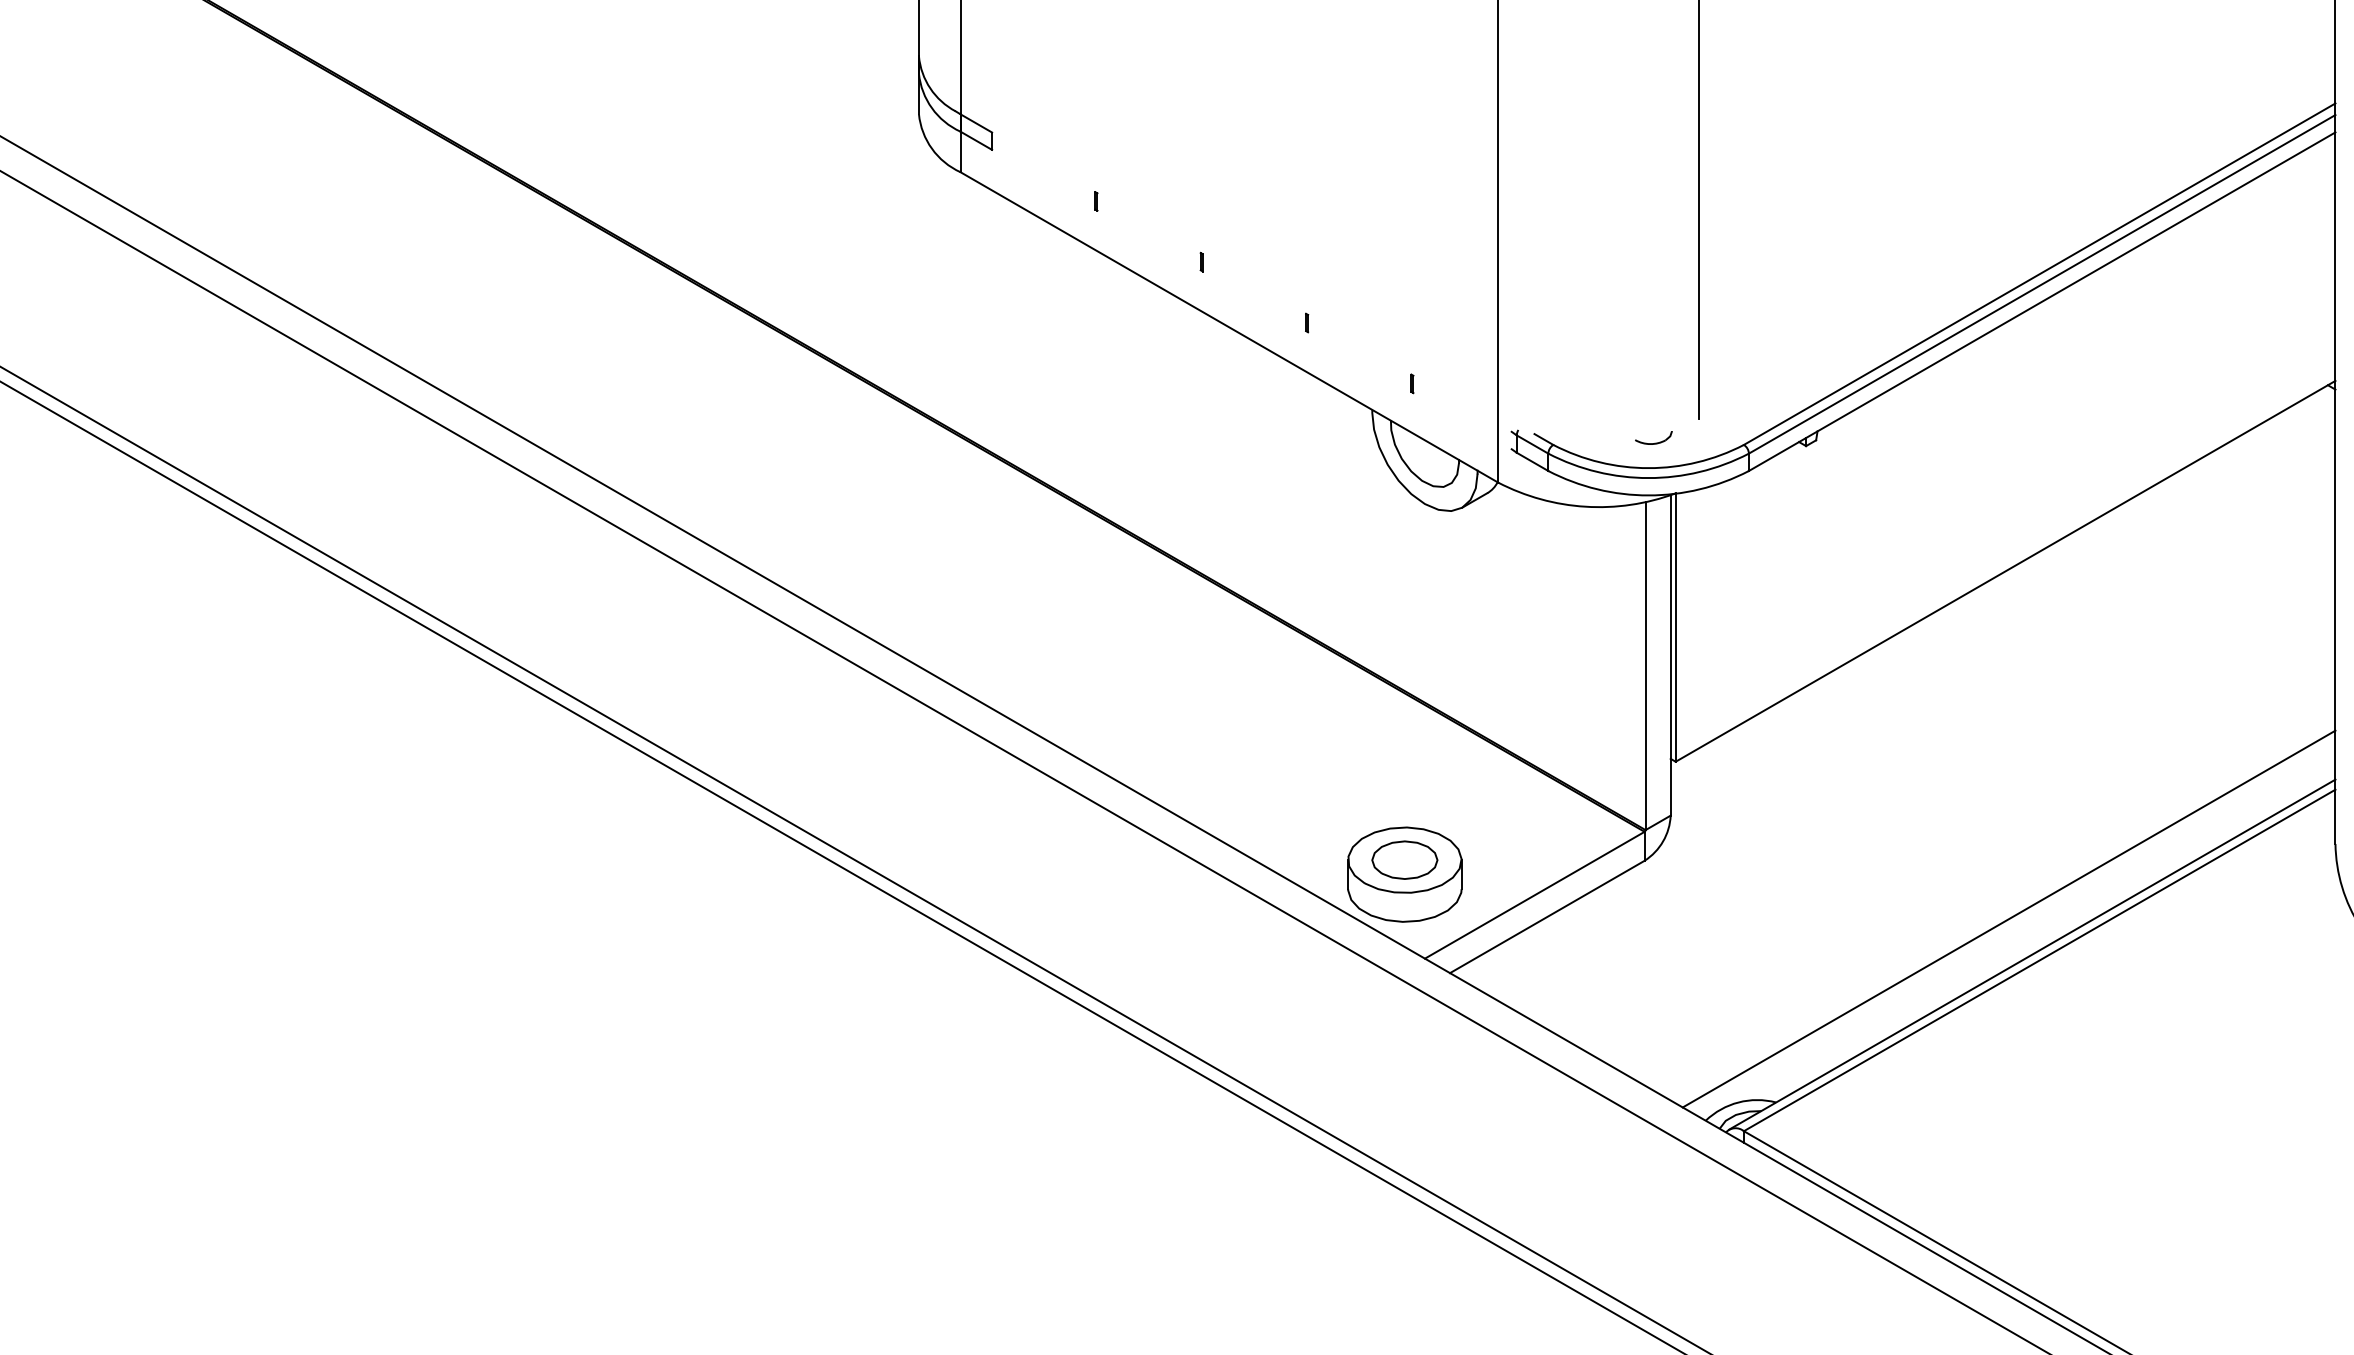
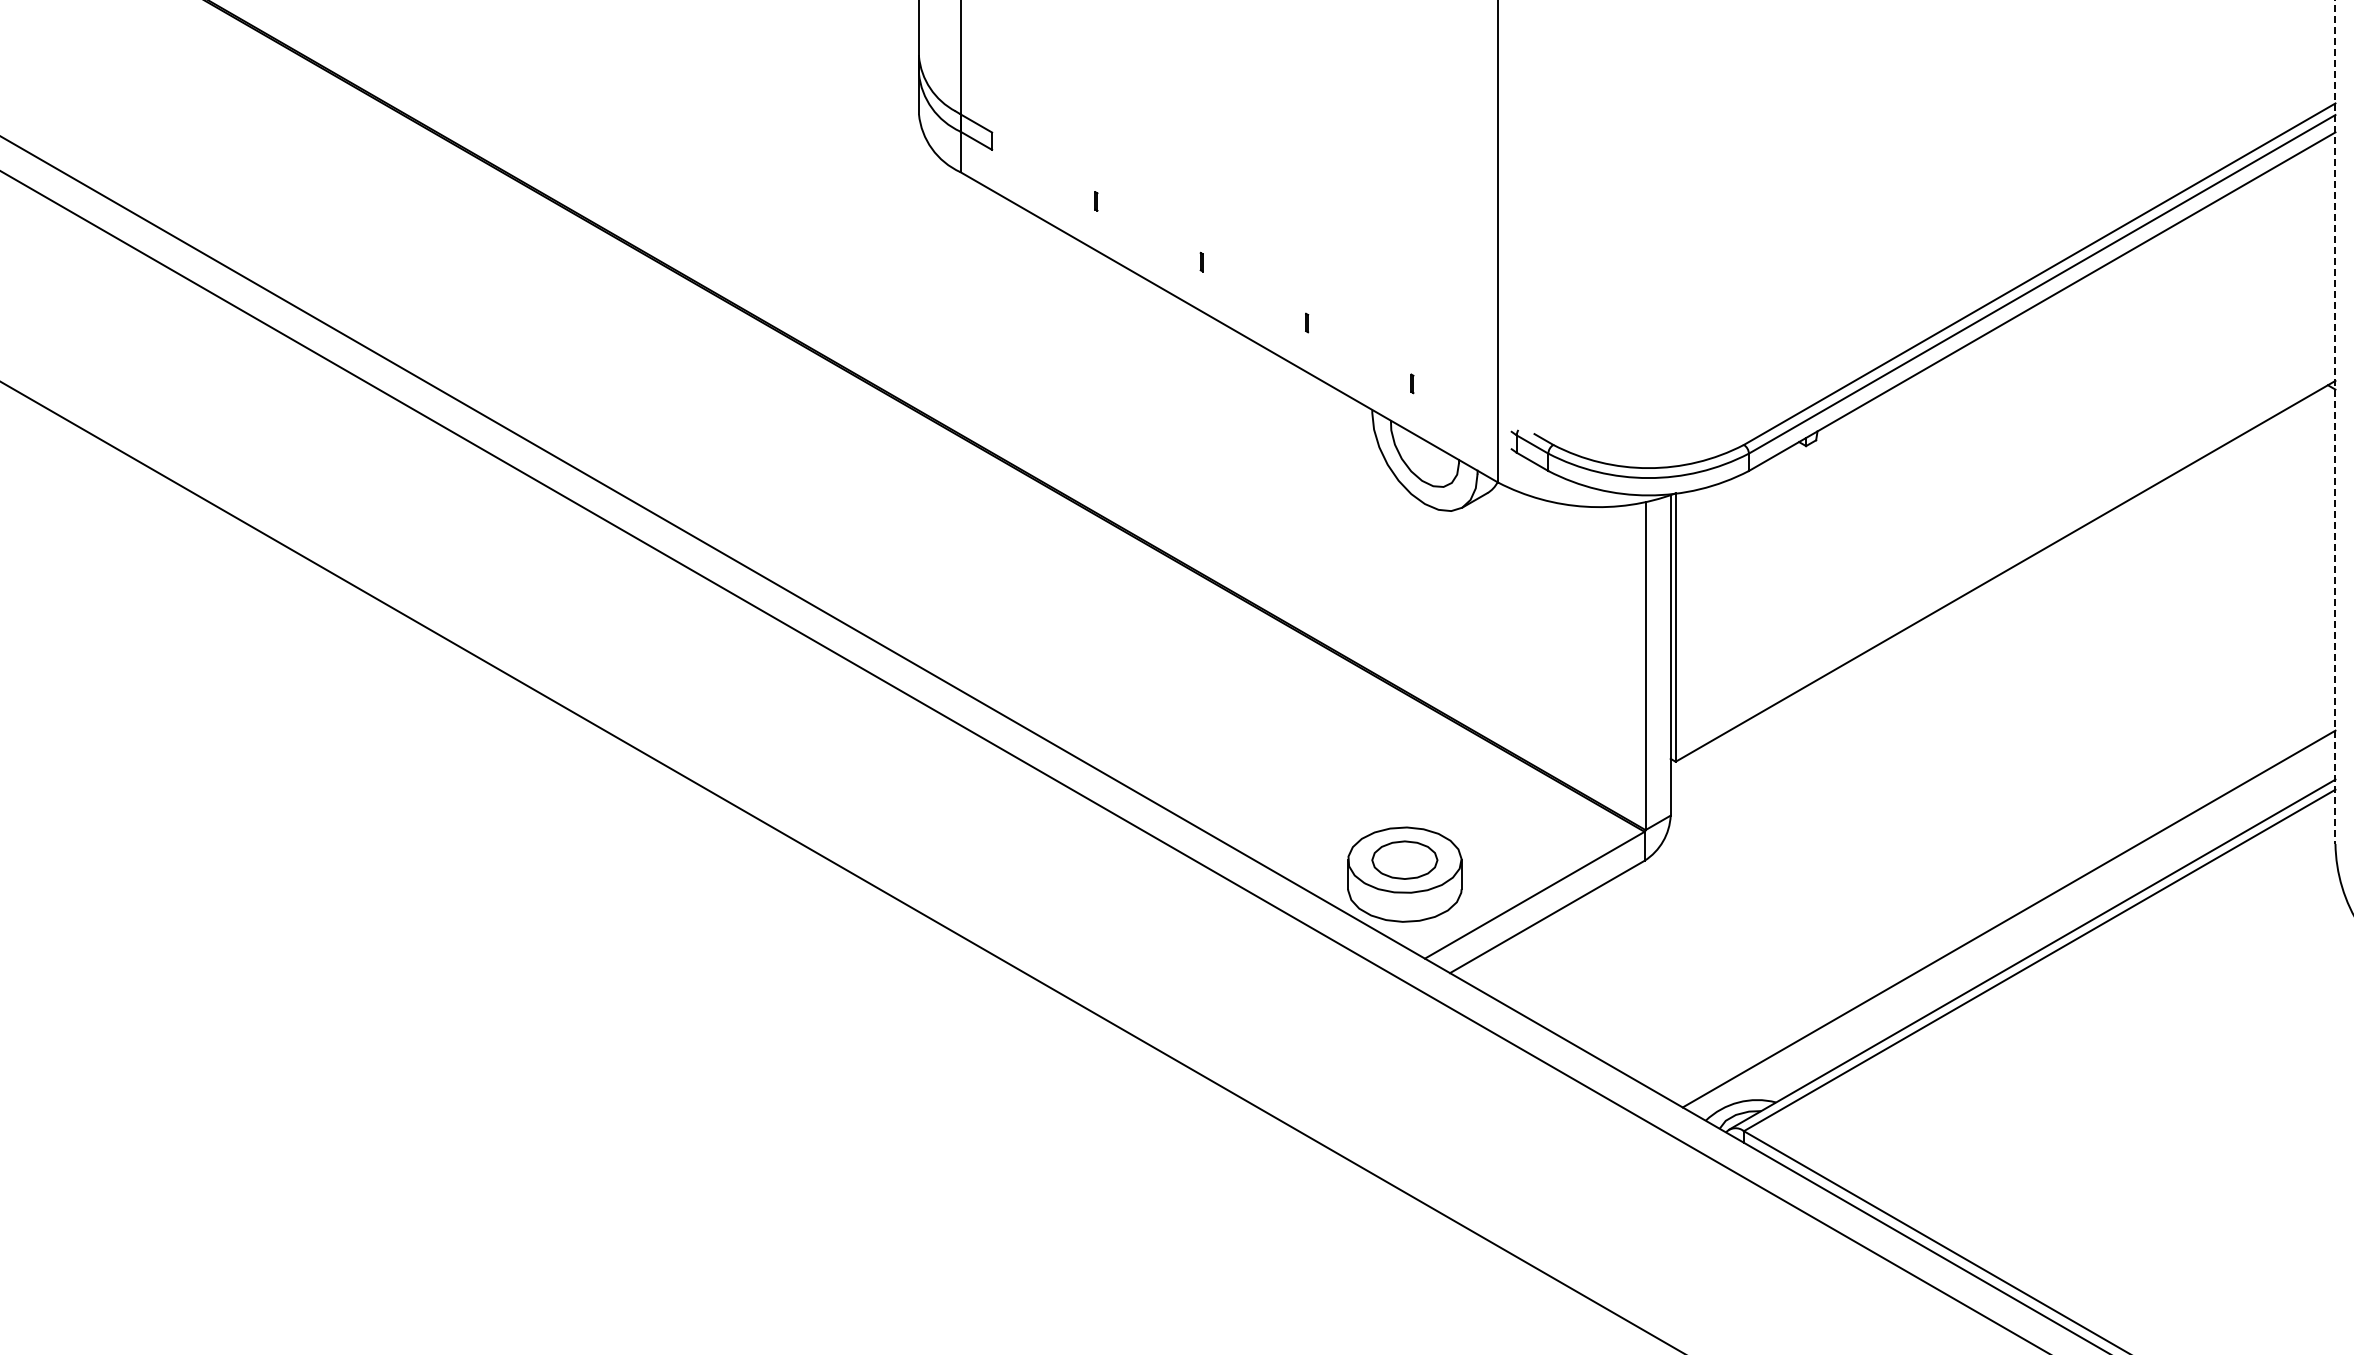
line: present -> none (1698, 210)
line: solid -> dashed (2335, 422)
part: present -> none (1653, 437)
line: present -> none (854, 859)
